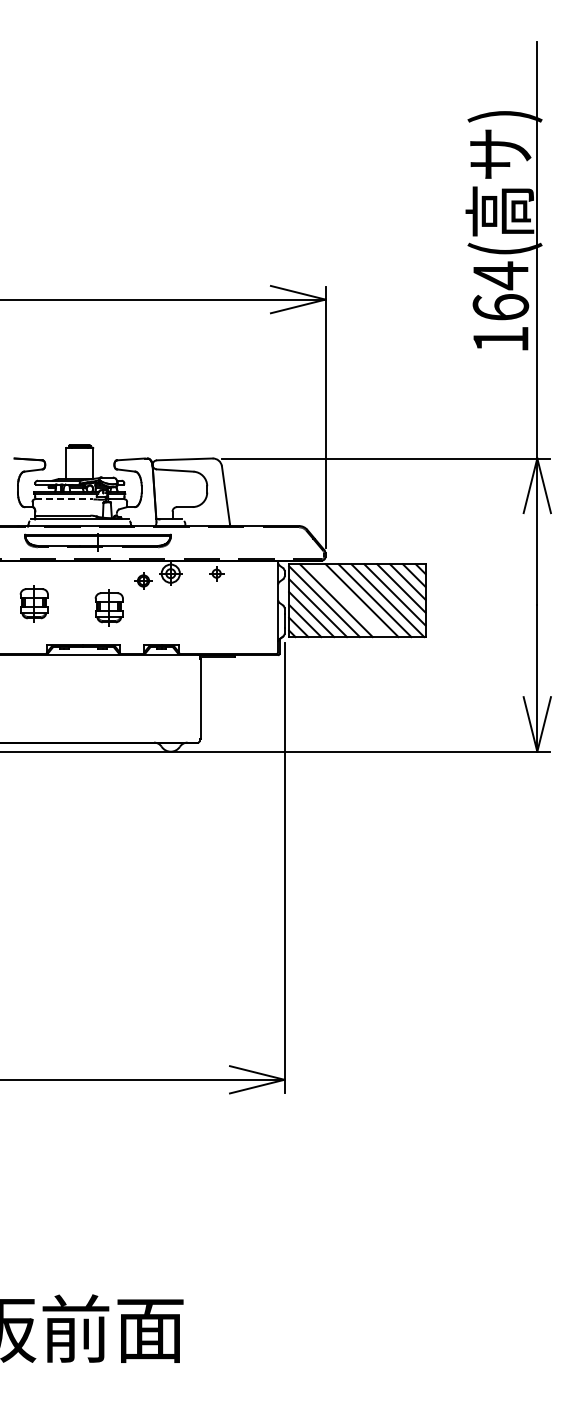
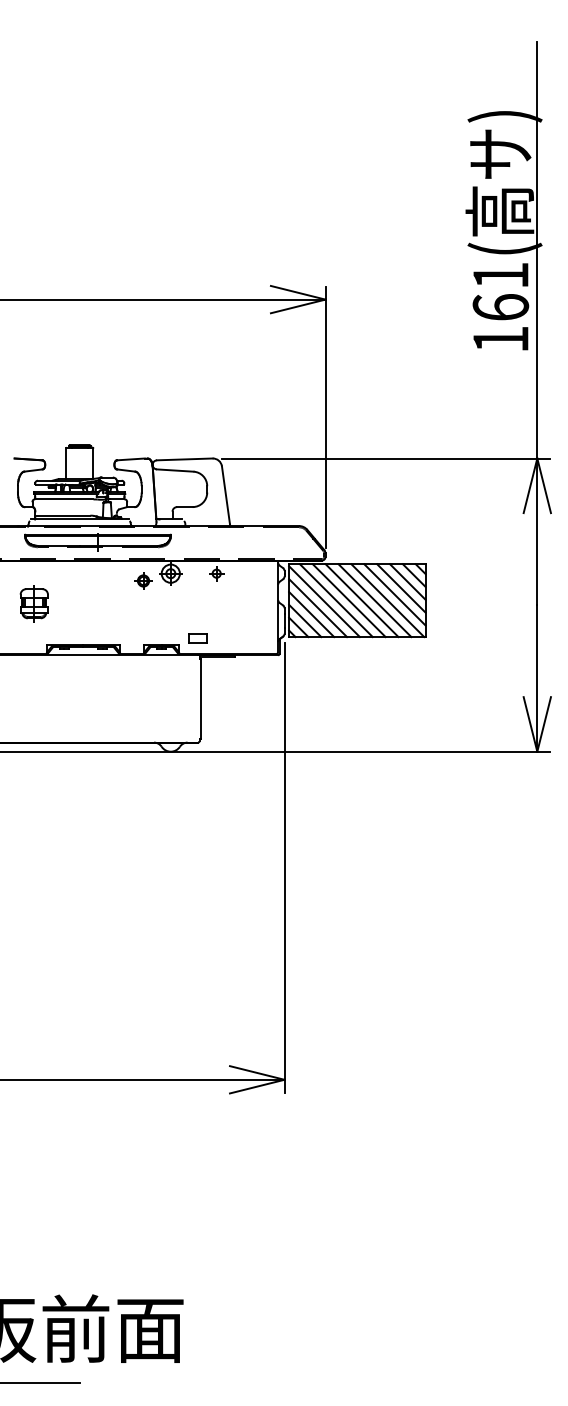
text: 164( -> 161( (500, 275)
line: dashed -> solid (64, 499)
line: none -> present (348, 600)
part: present -> none (108, 607)
part: none -> present (197, 638)
line: none -> present (40, 1383)
